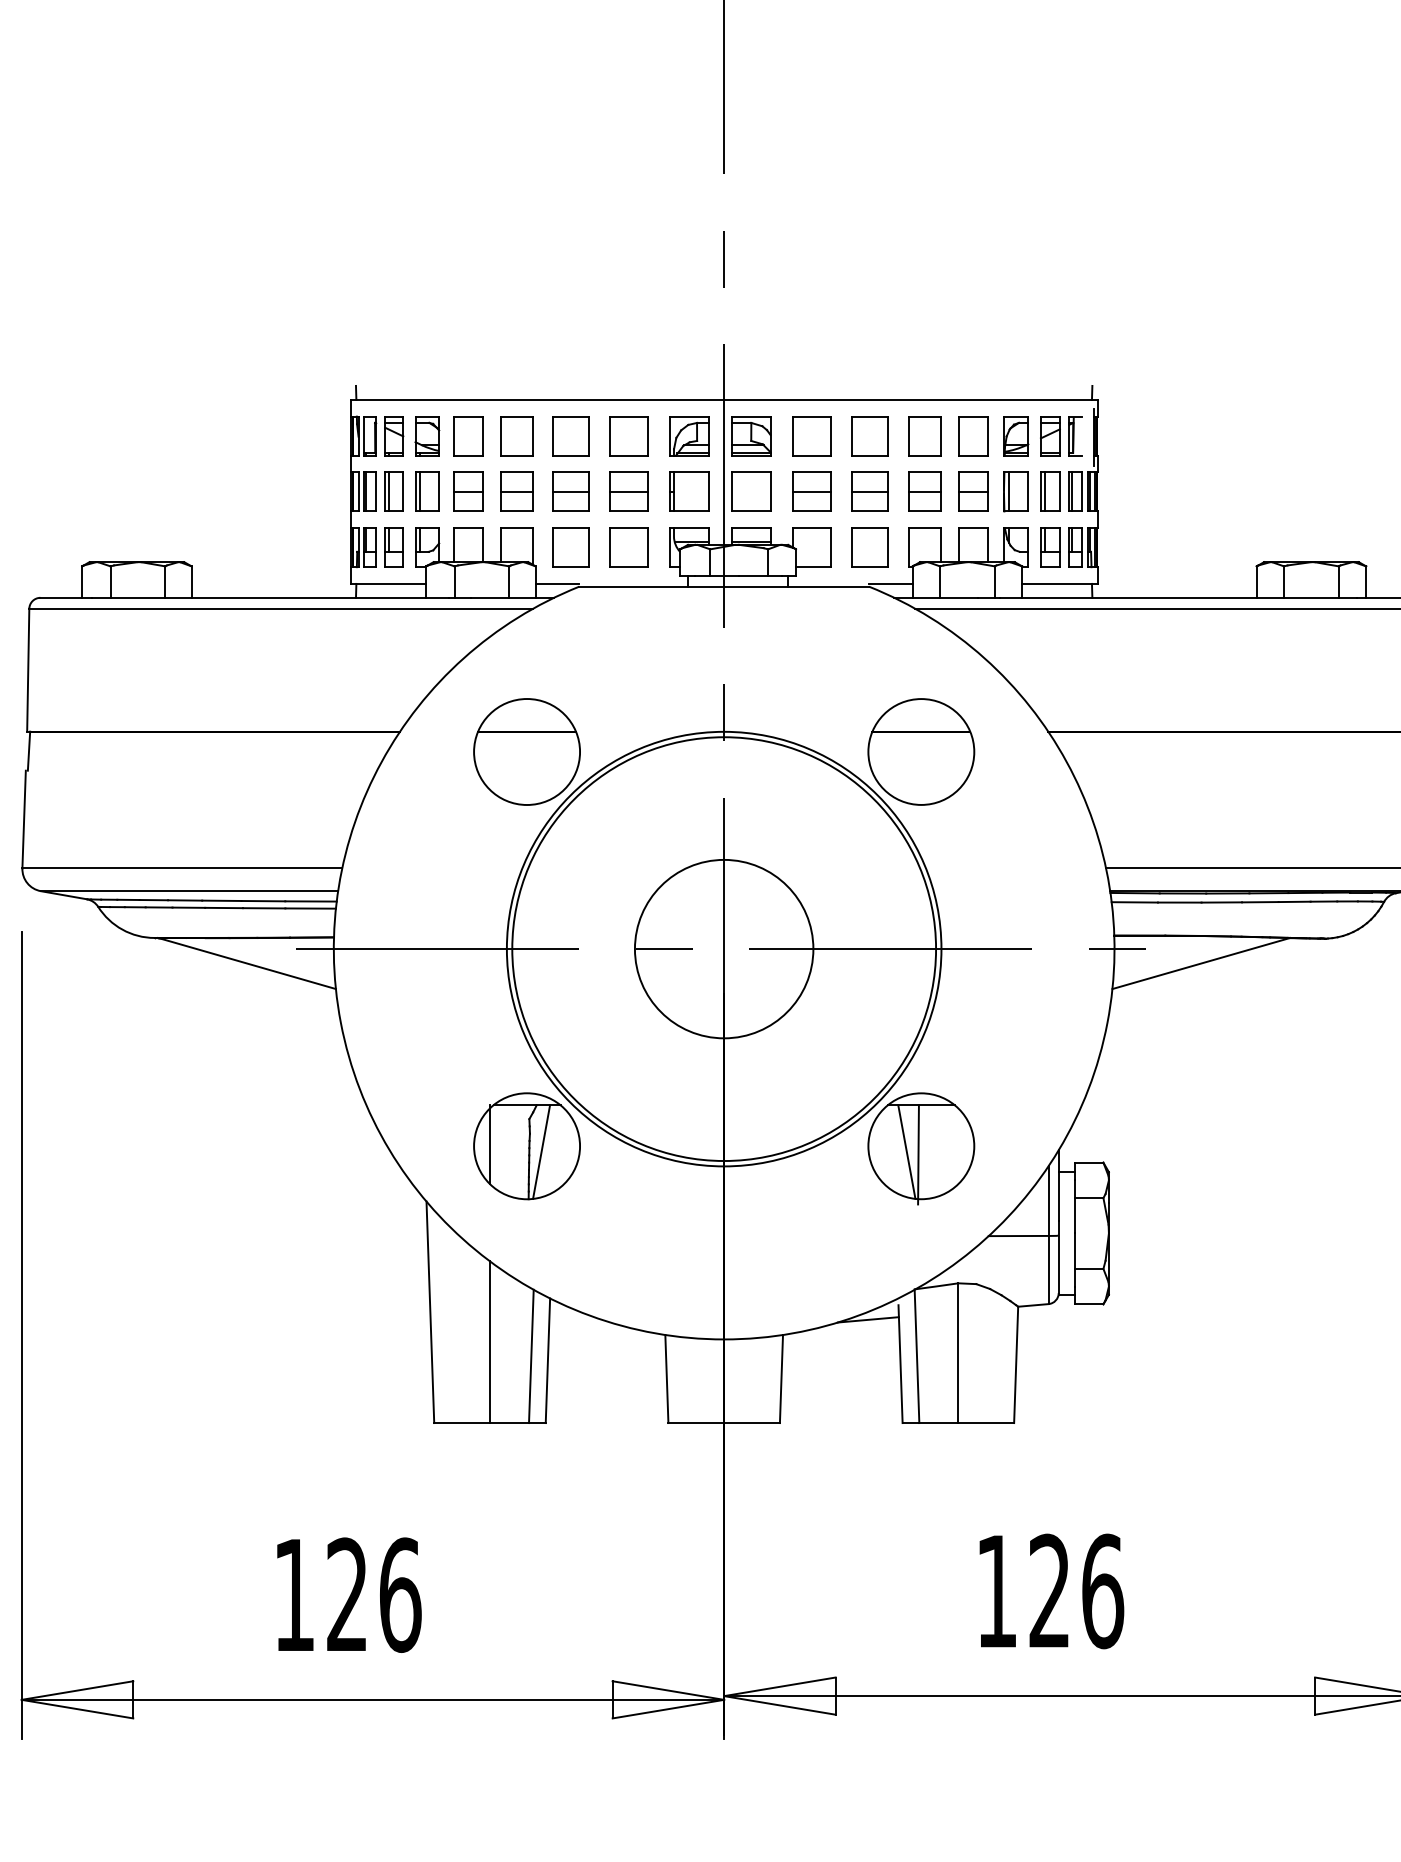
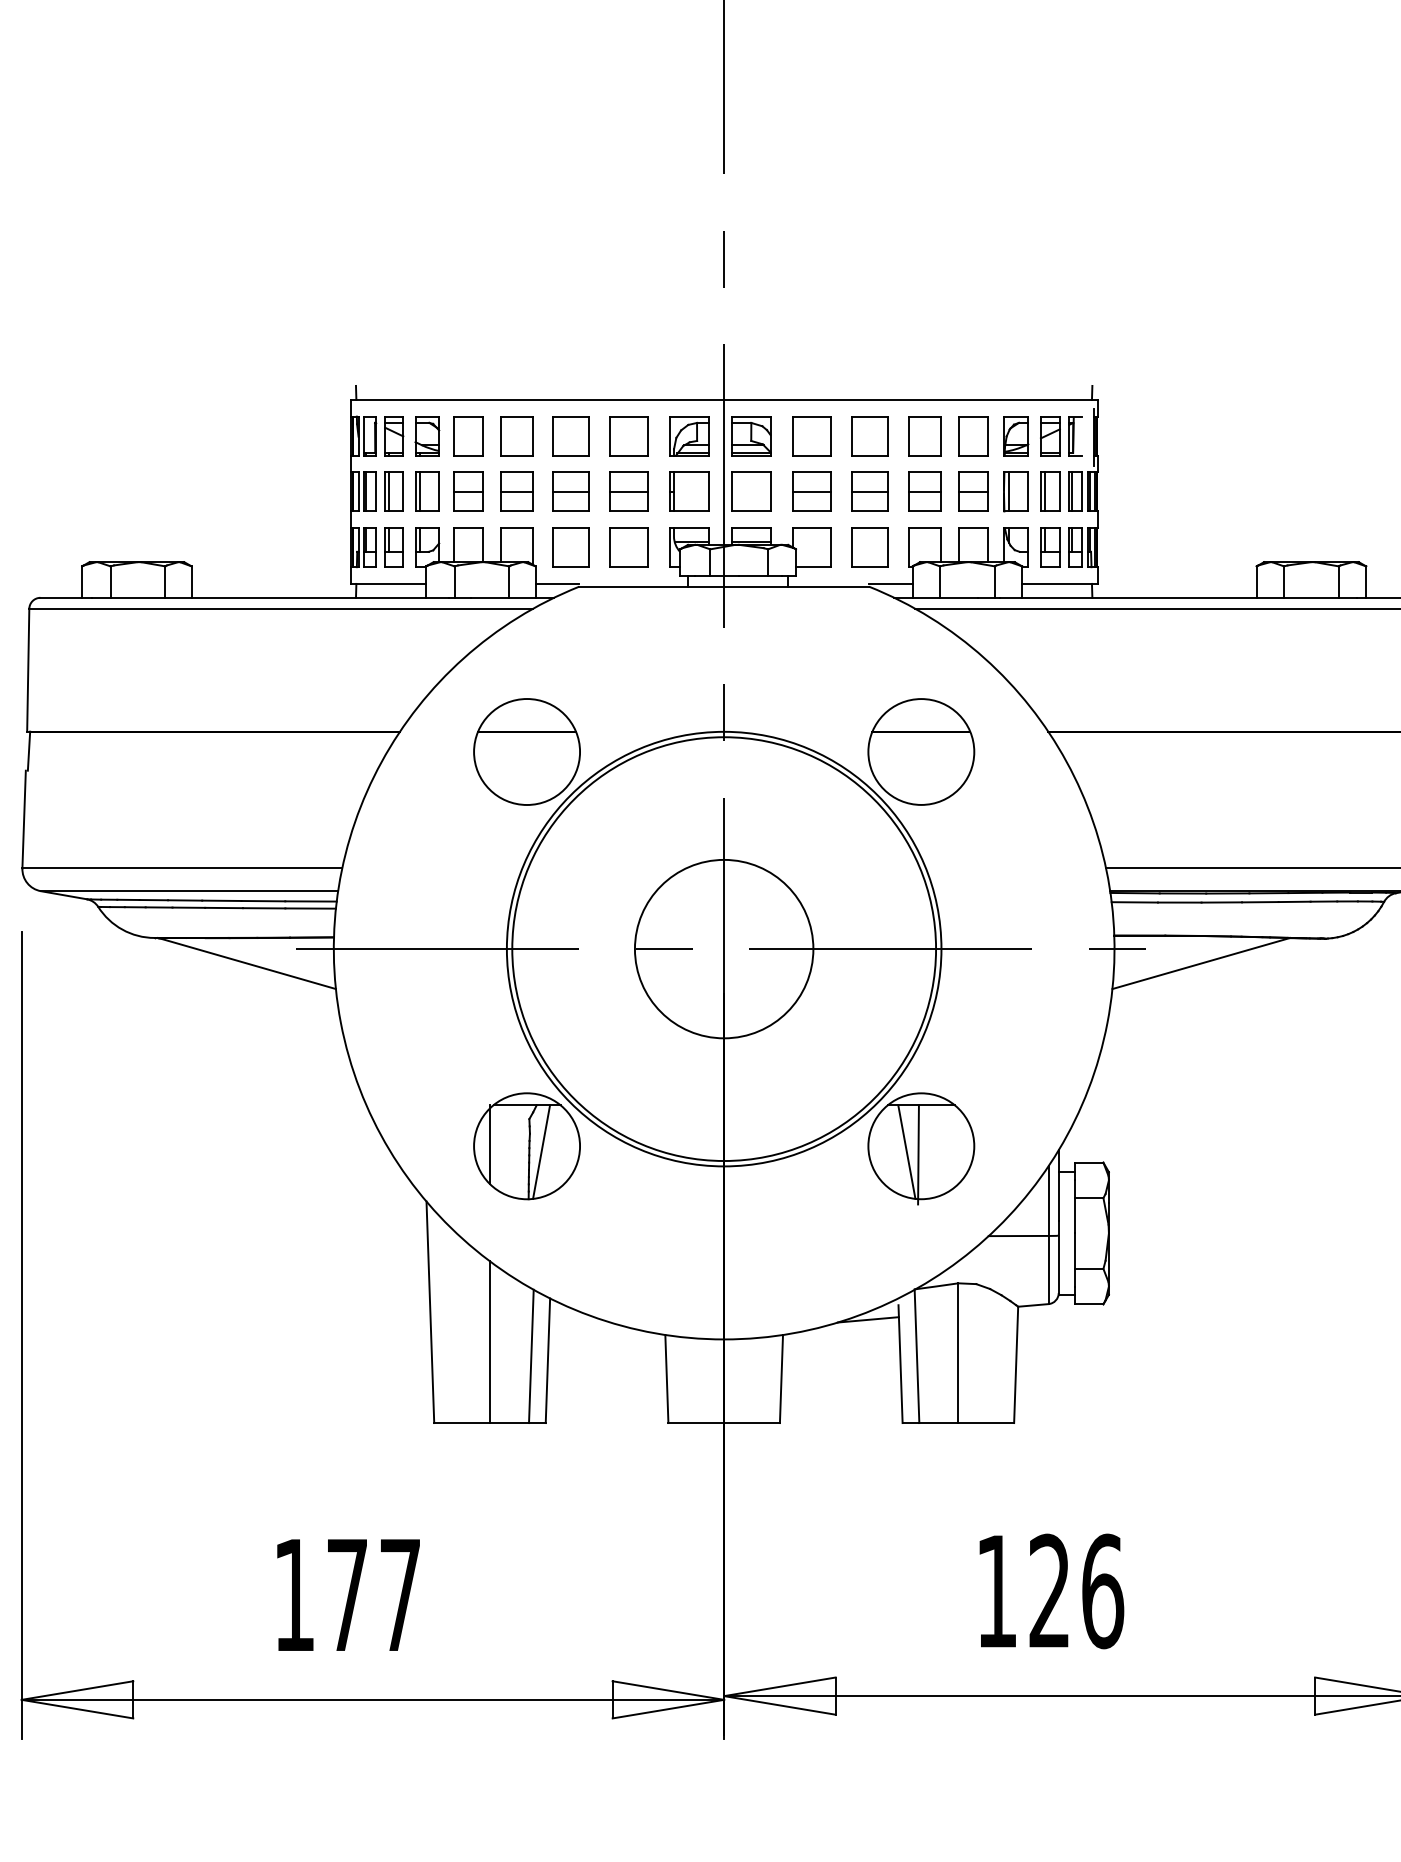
text: 126 -> 177 (374, 1594)
